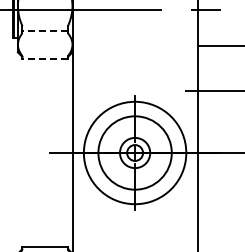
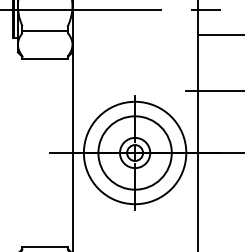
line: dashed -> solid (45, 30)
line position: (219, 45) -> (219, 34) (219, 34)
line: dashed -> solid (45, 58)
